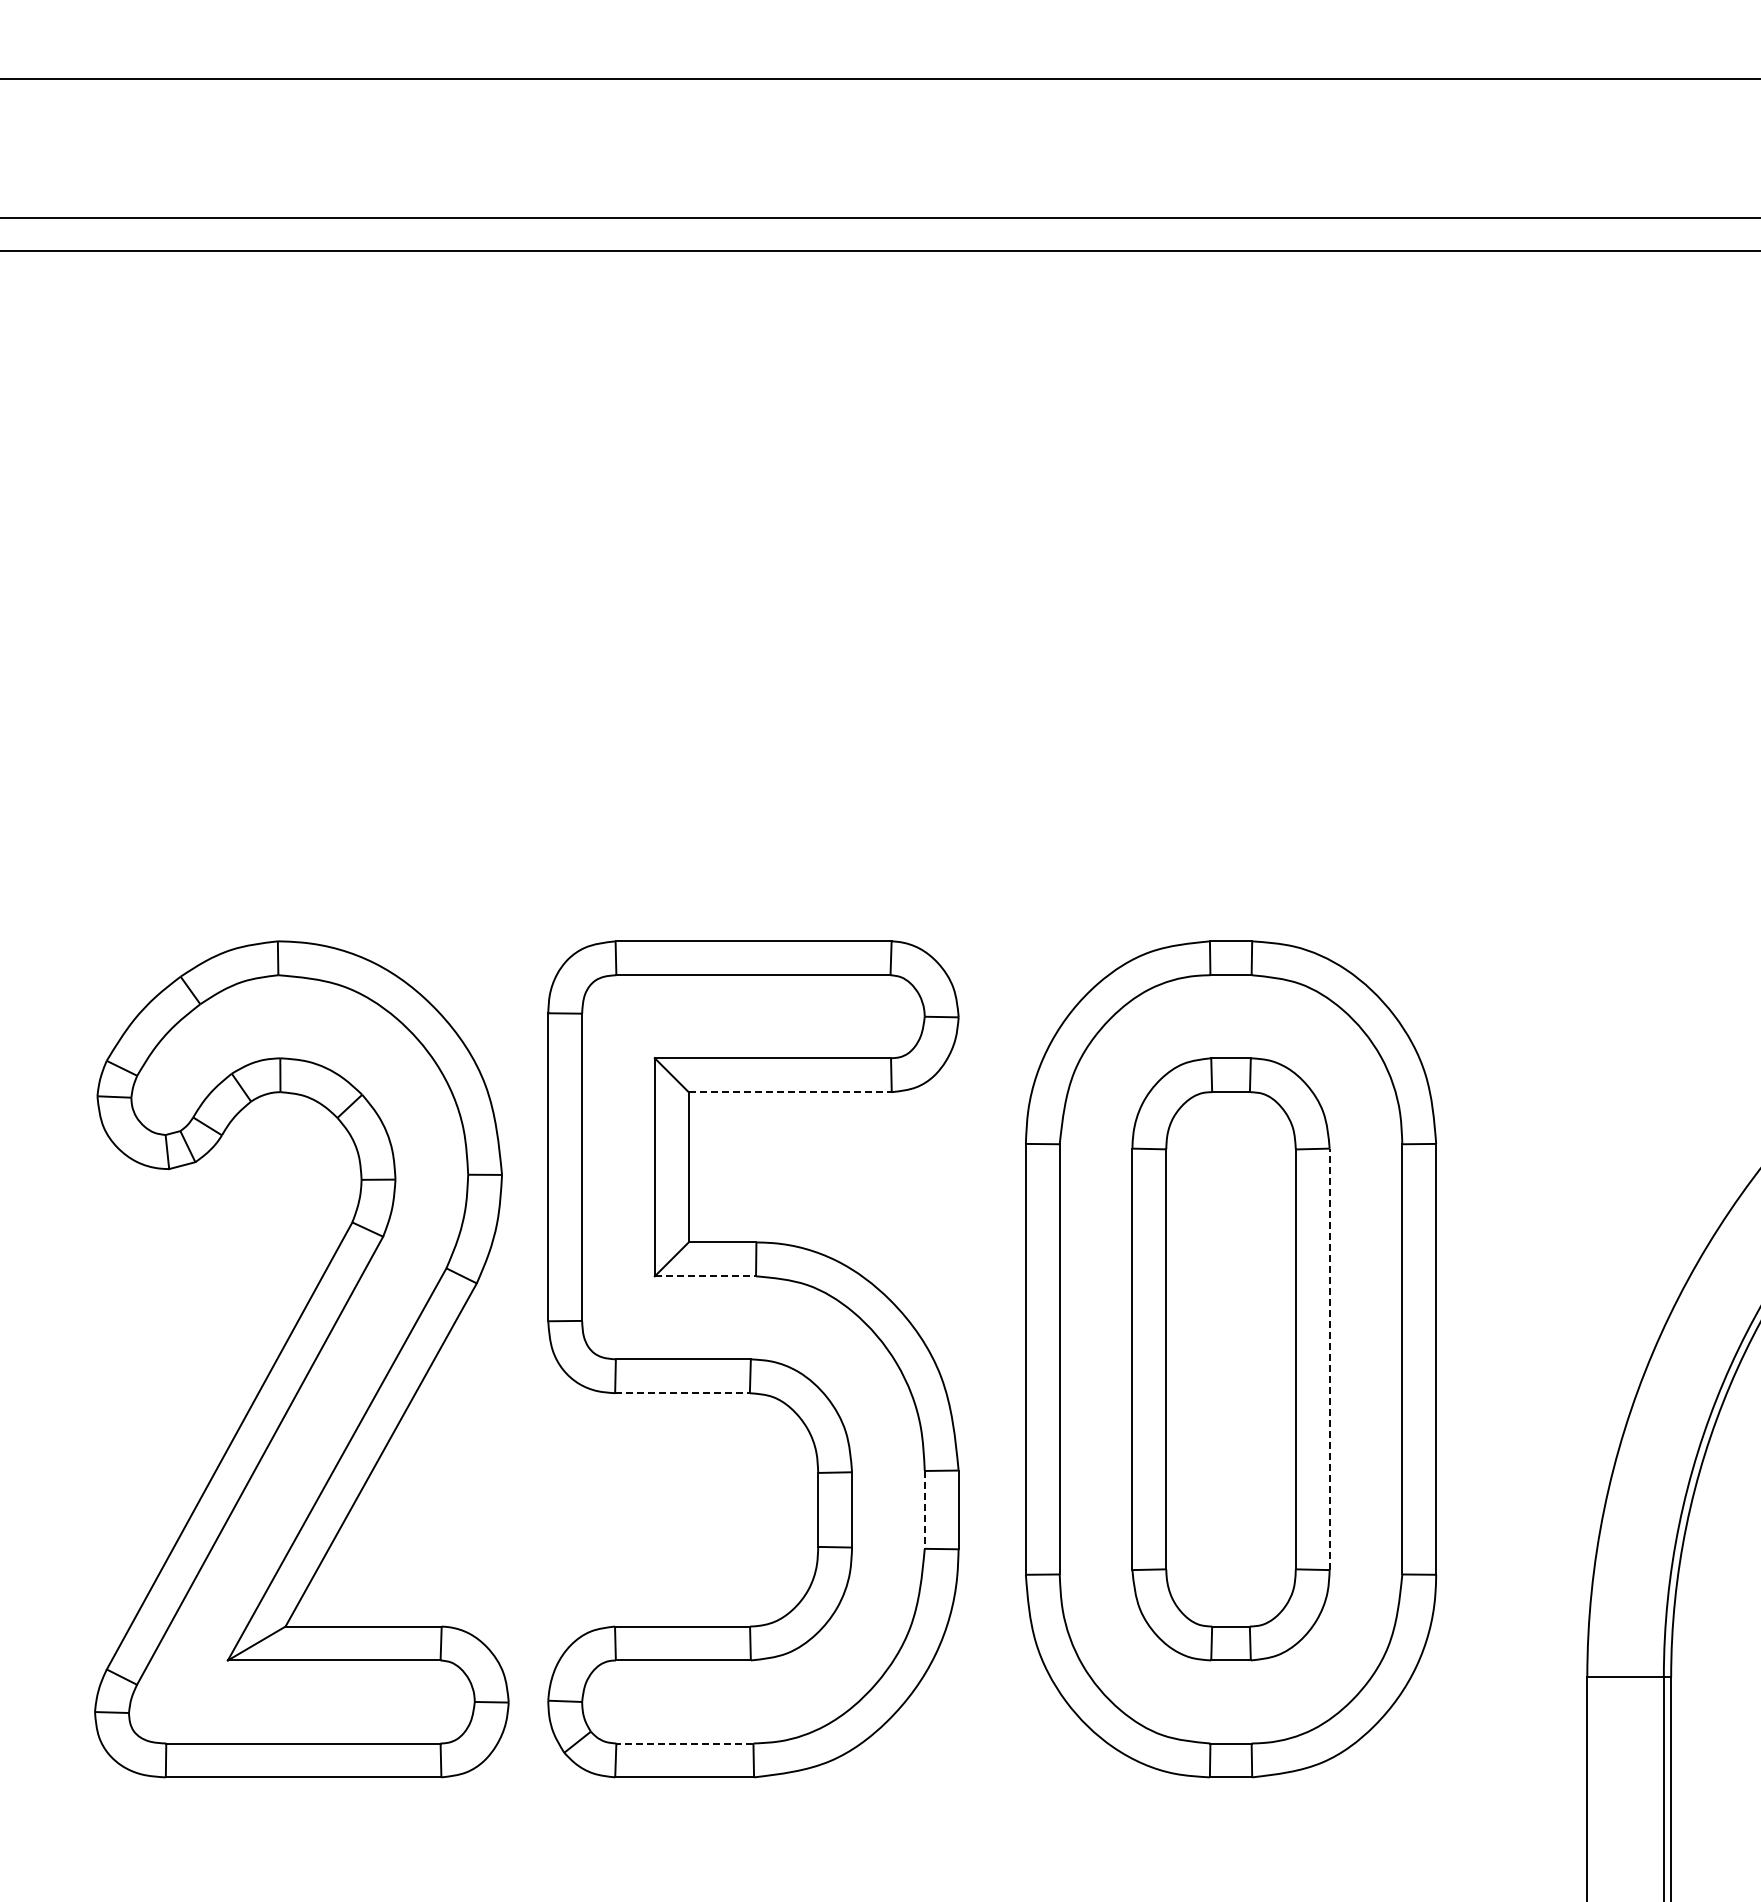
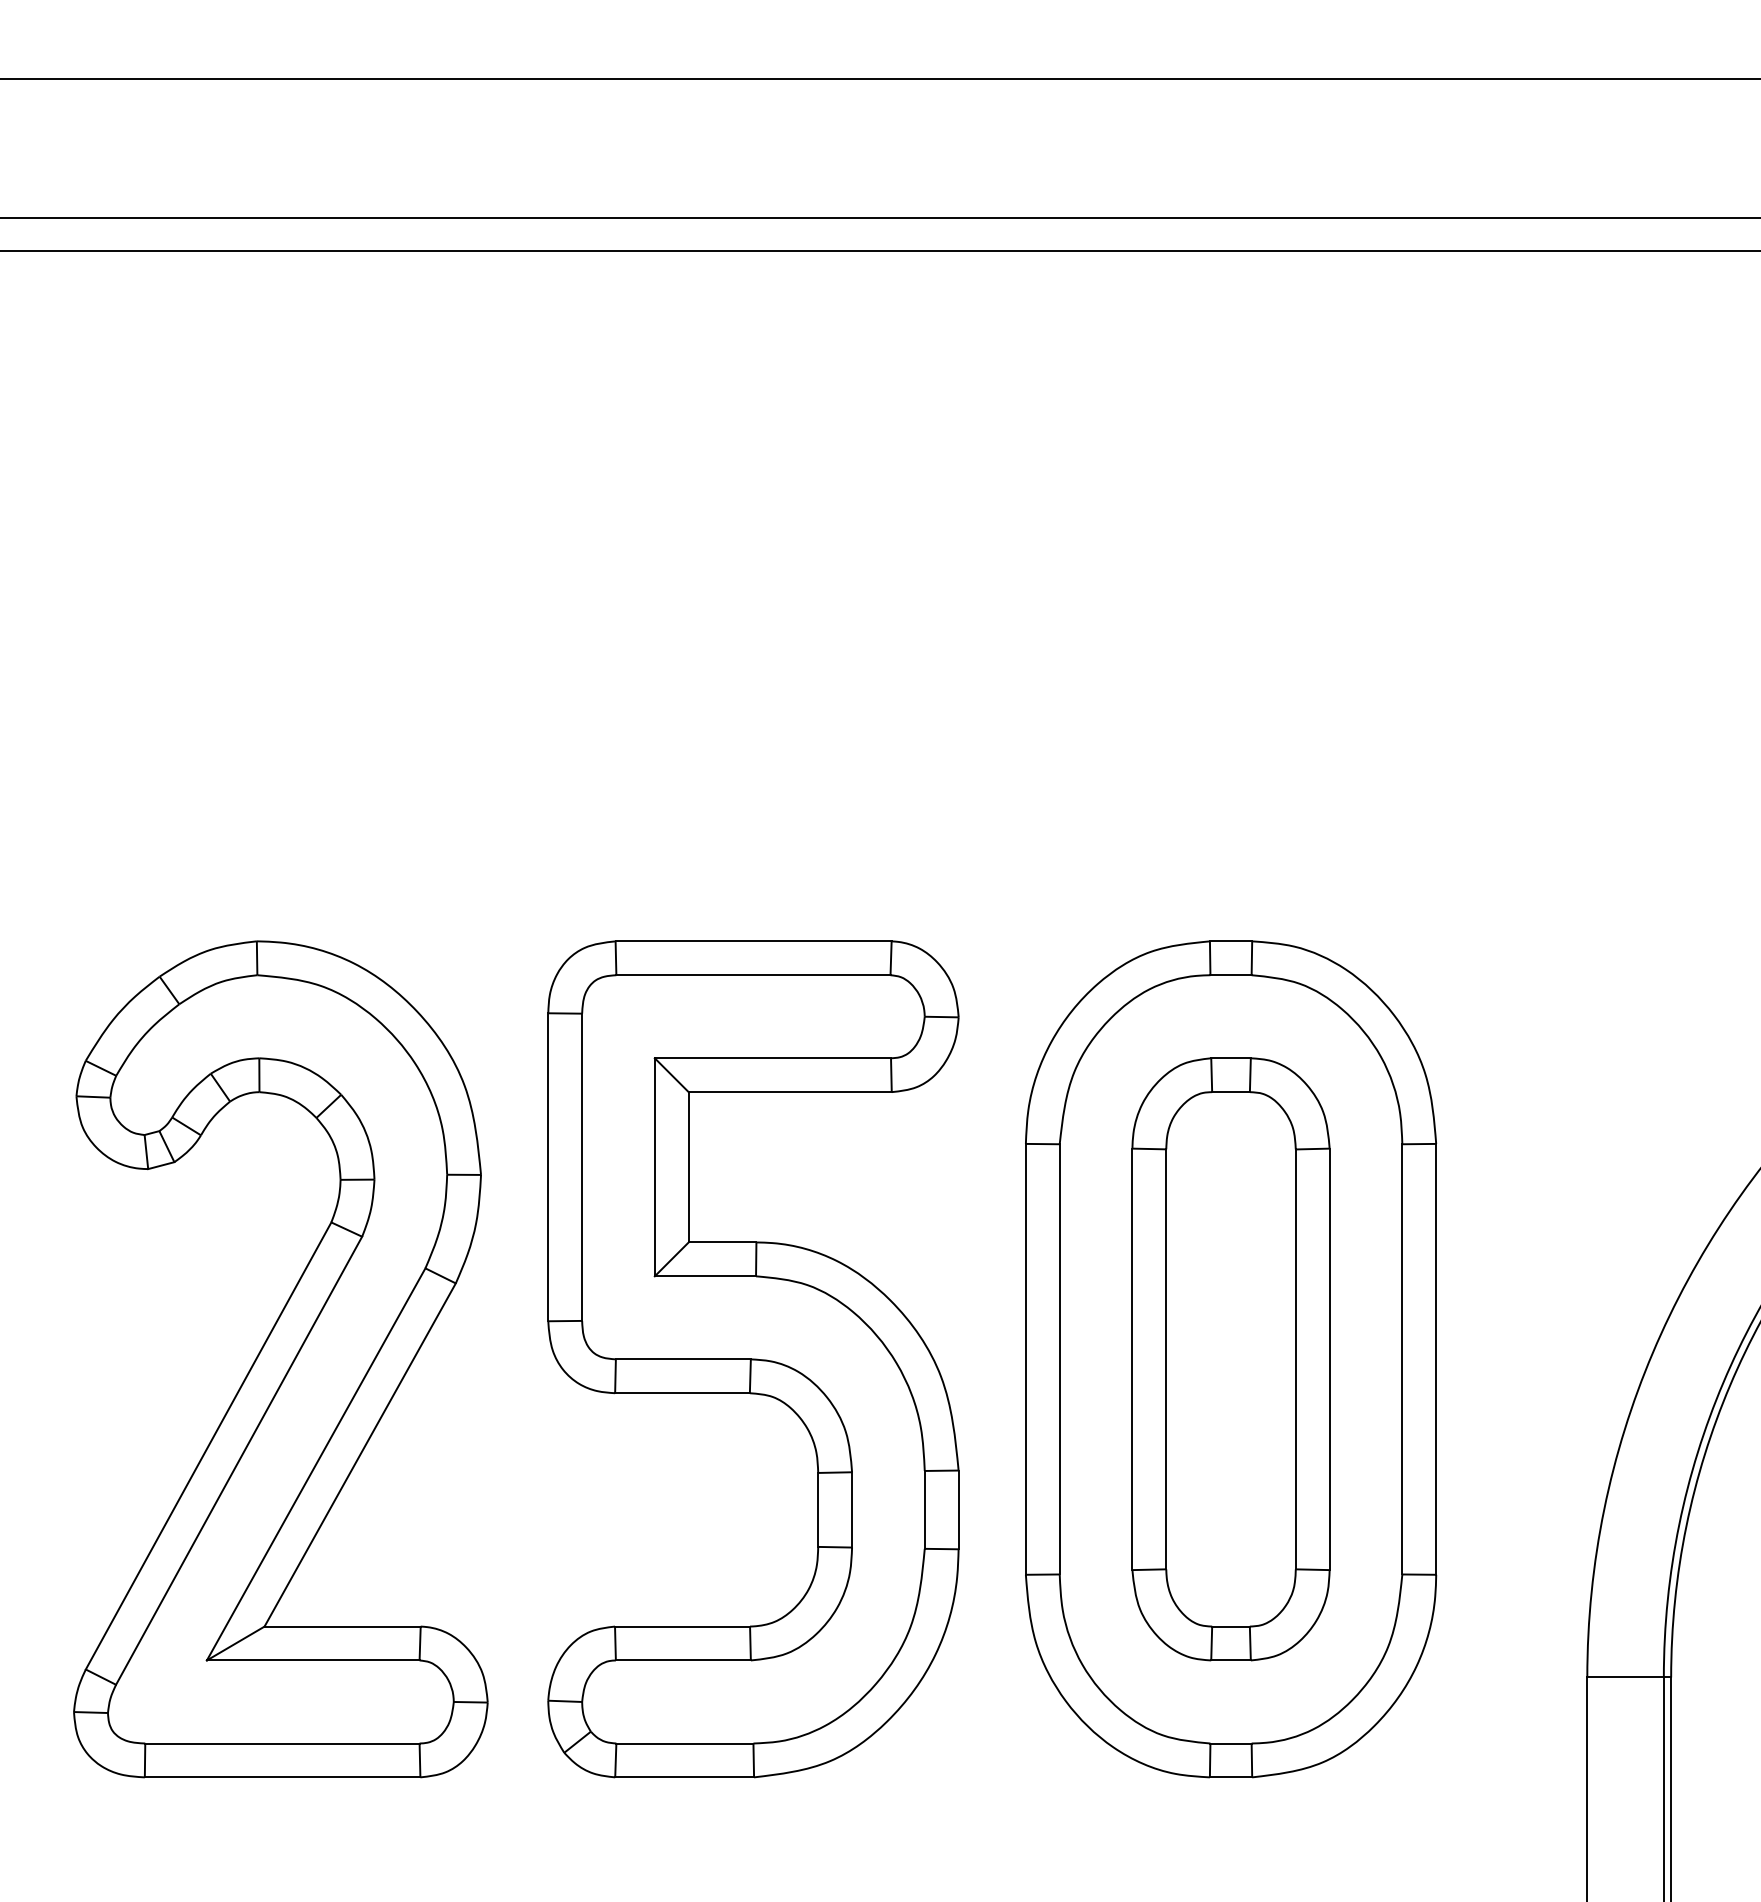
line: dashed -> solid (790, 1092)
line: dashed -> solid (705, 1276)
part position: (301, 1359) -> (280, 1359) (280, 1359)
line: dashed -> solid (1329, 1359)
line: dashed -> solid (683, 1393)
line: dashed -> solid (924, 1509)
line: dashed -> solid (684, 1743)
